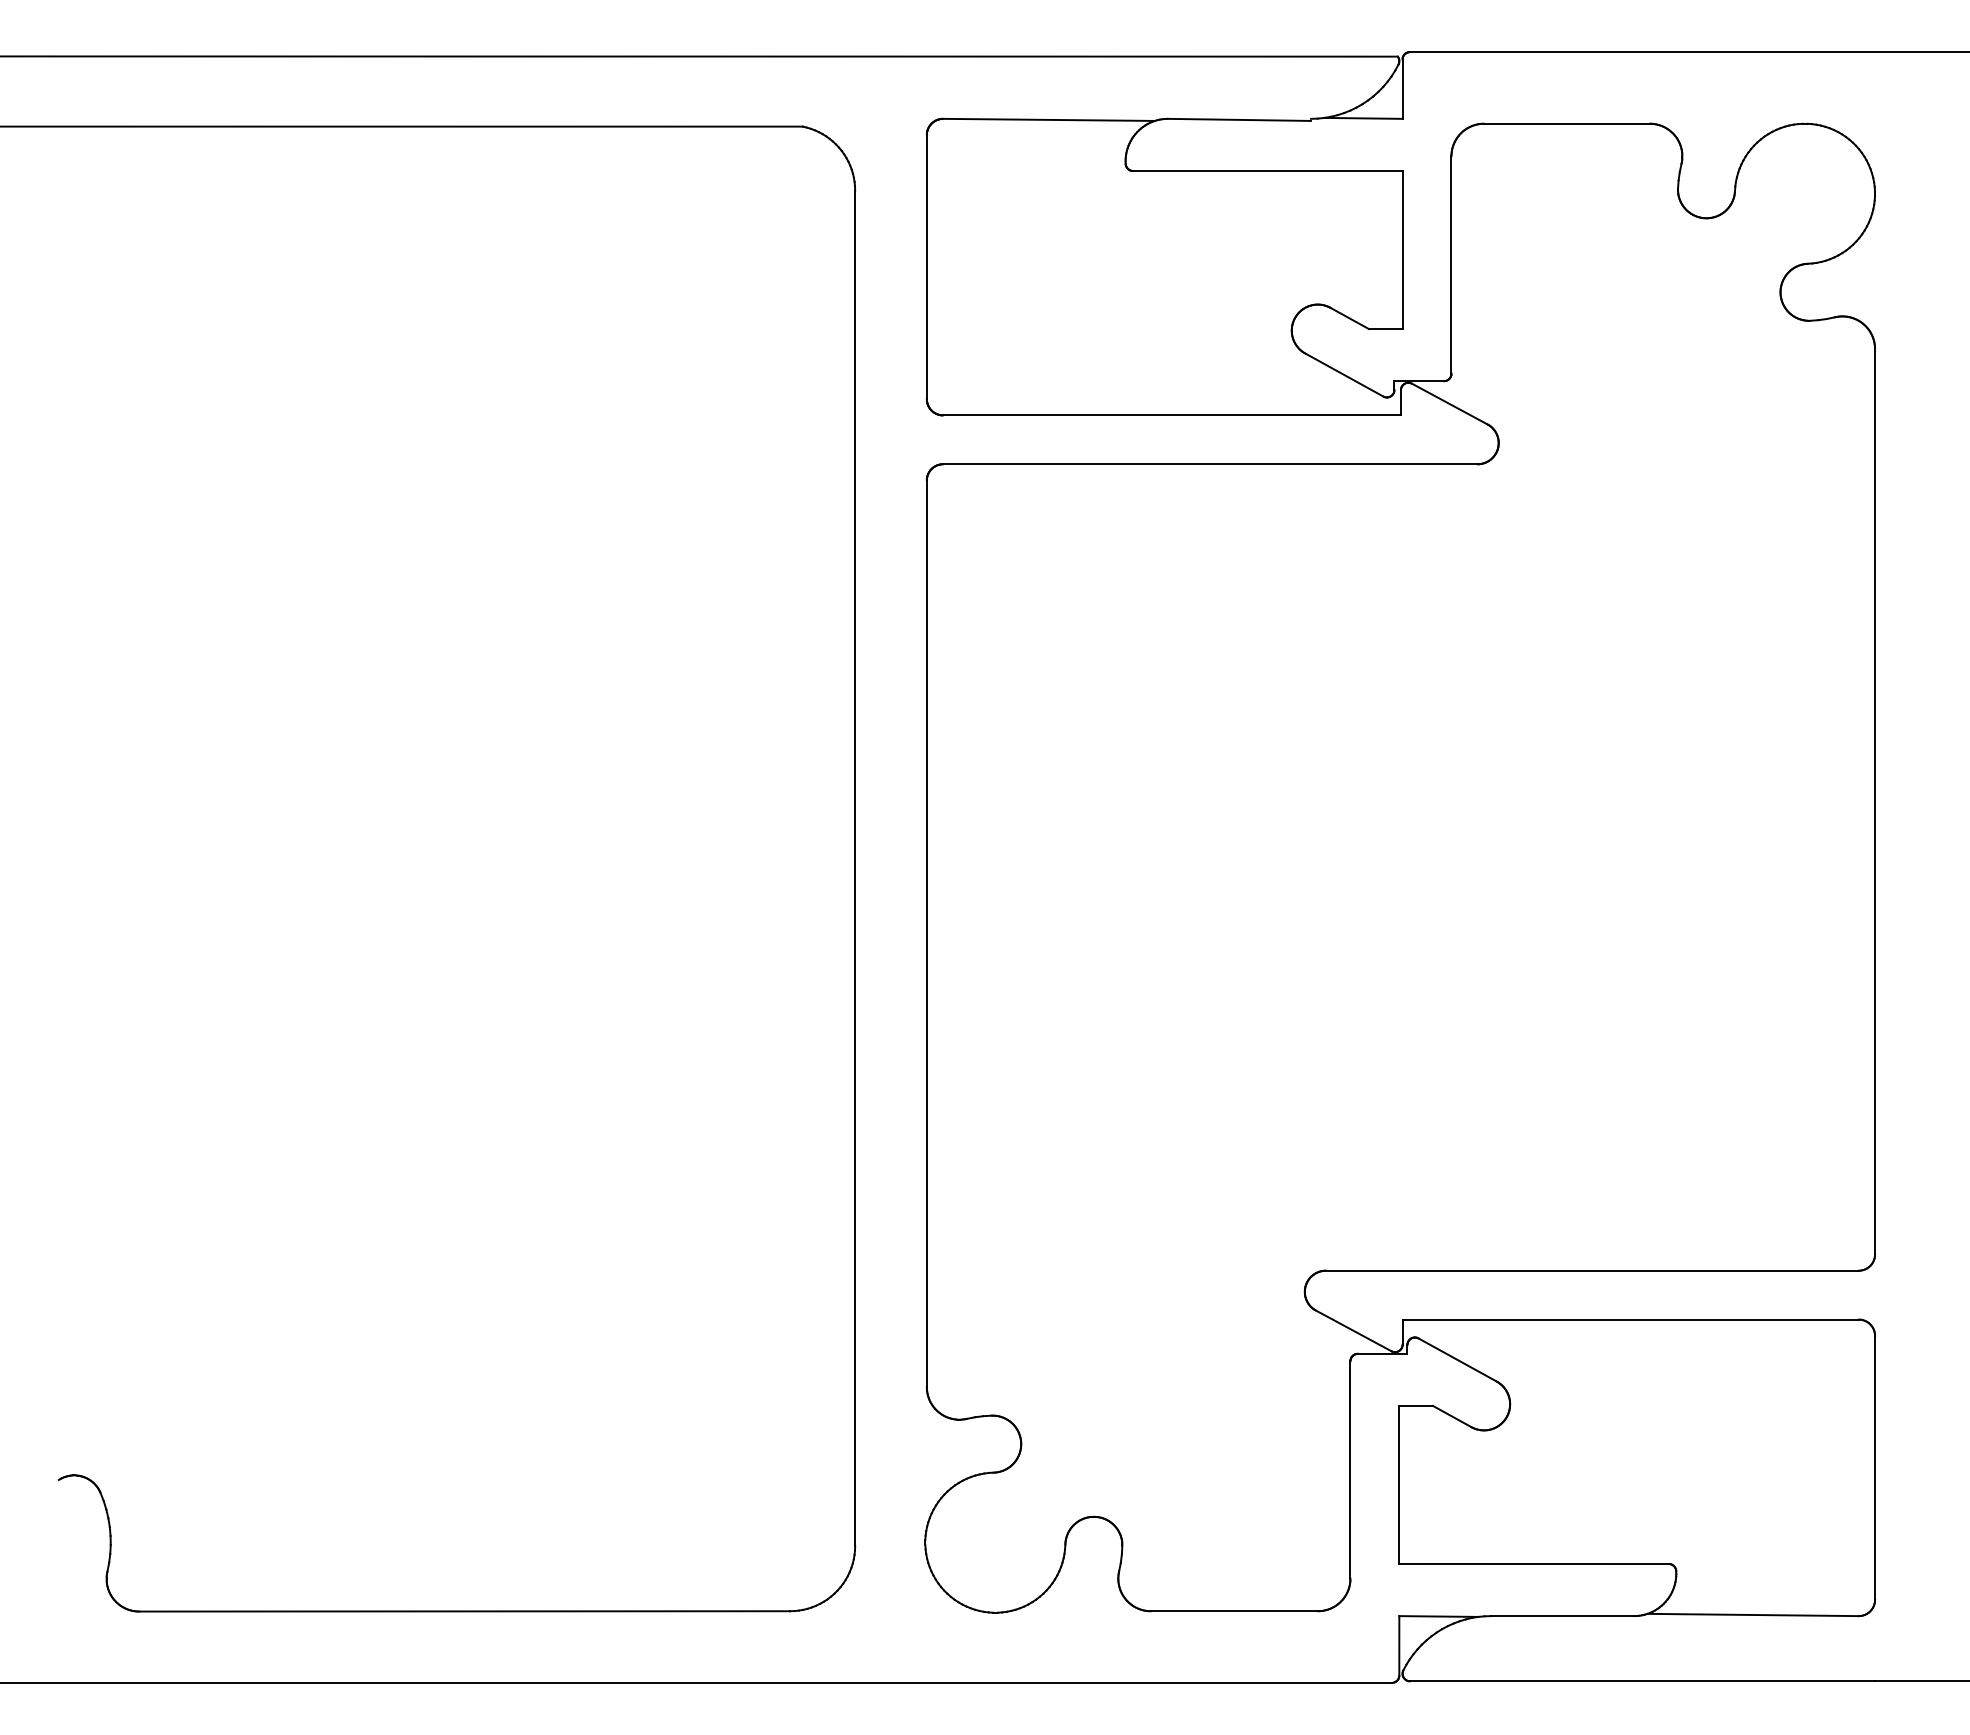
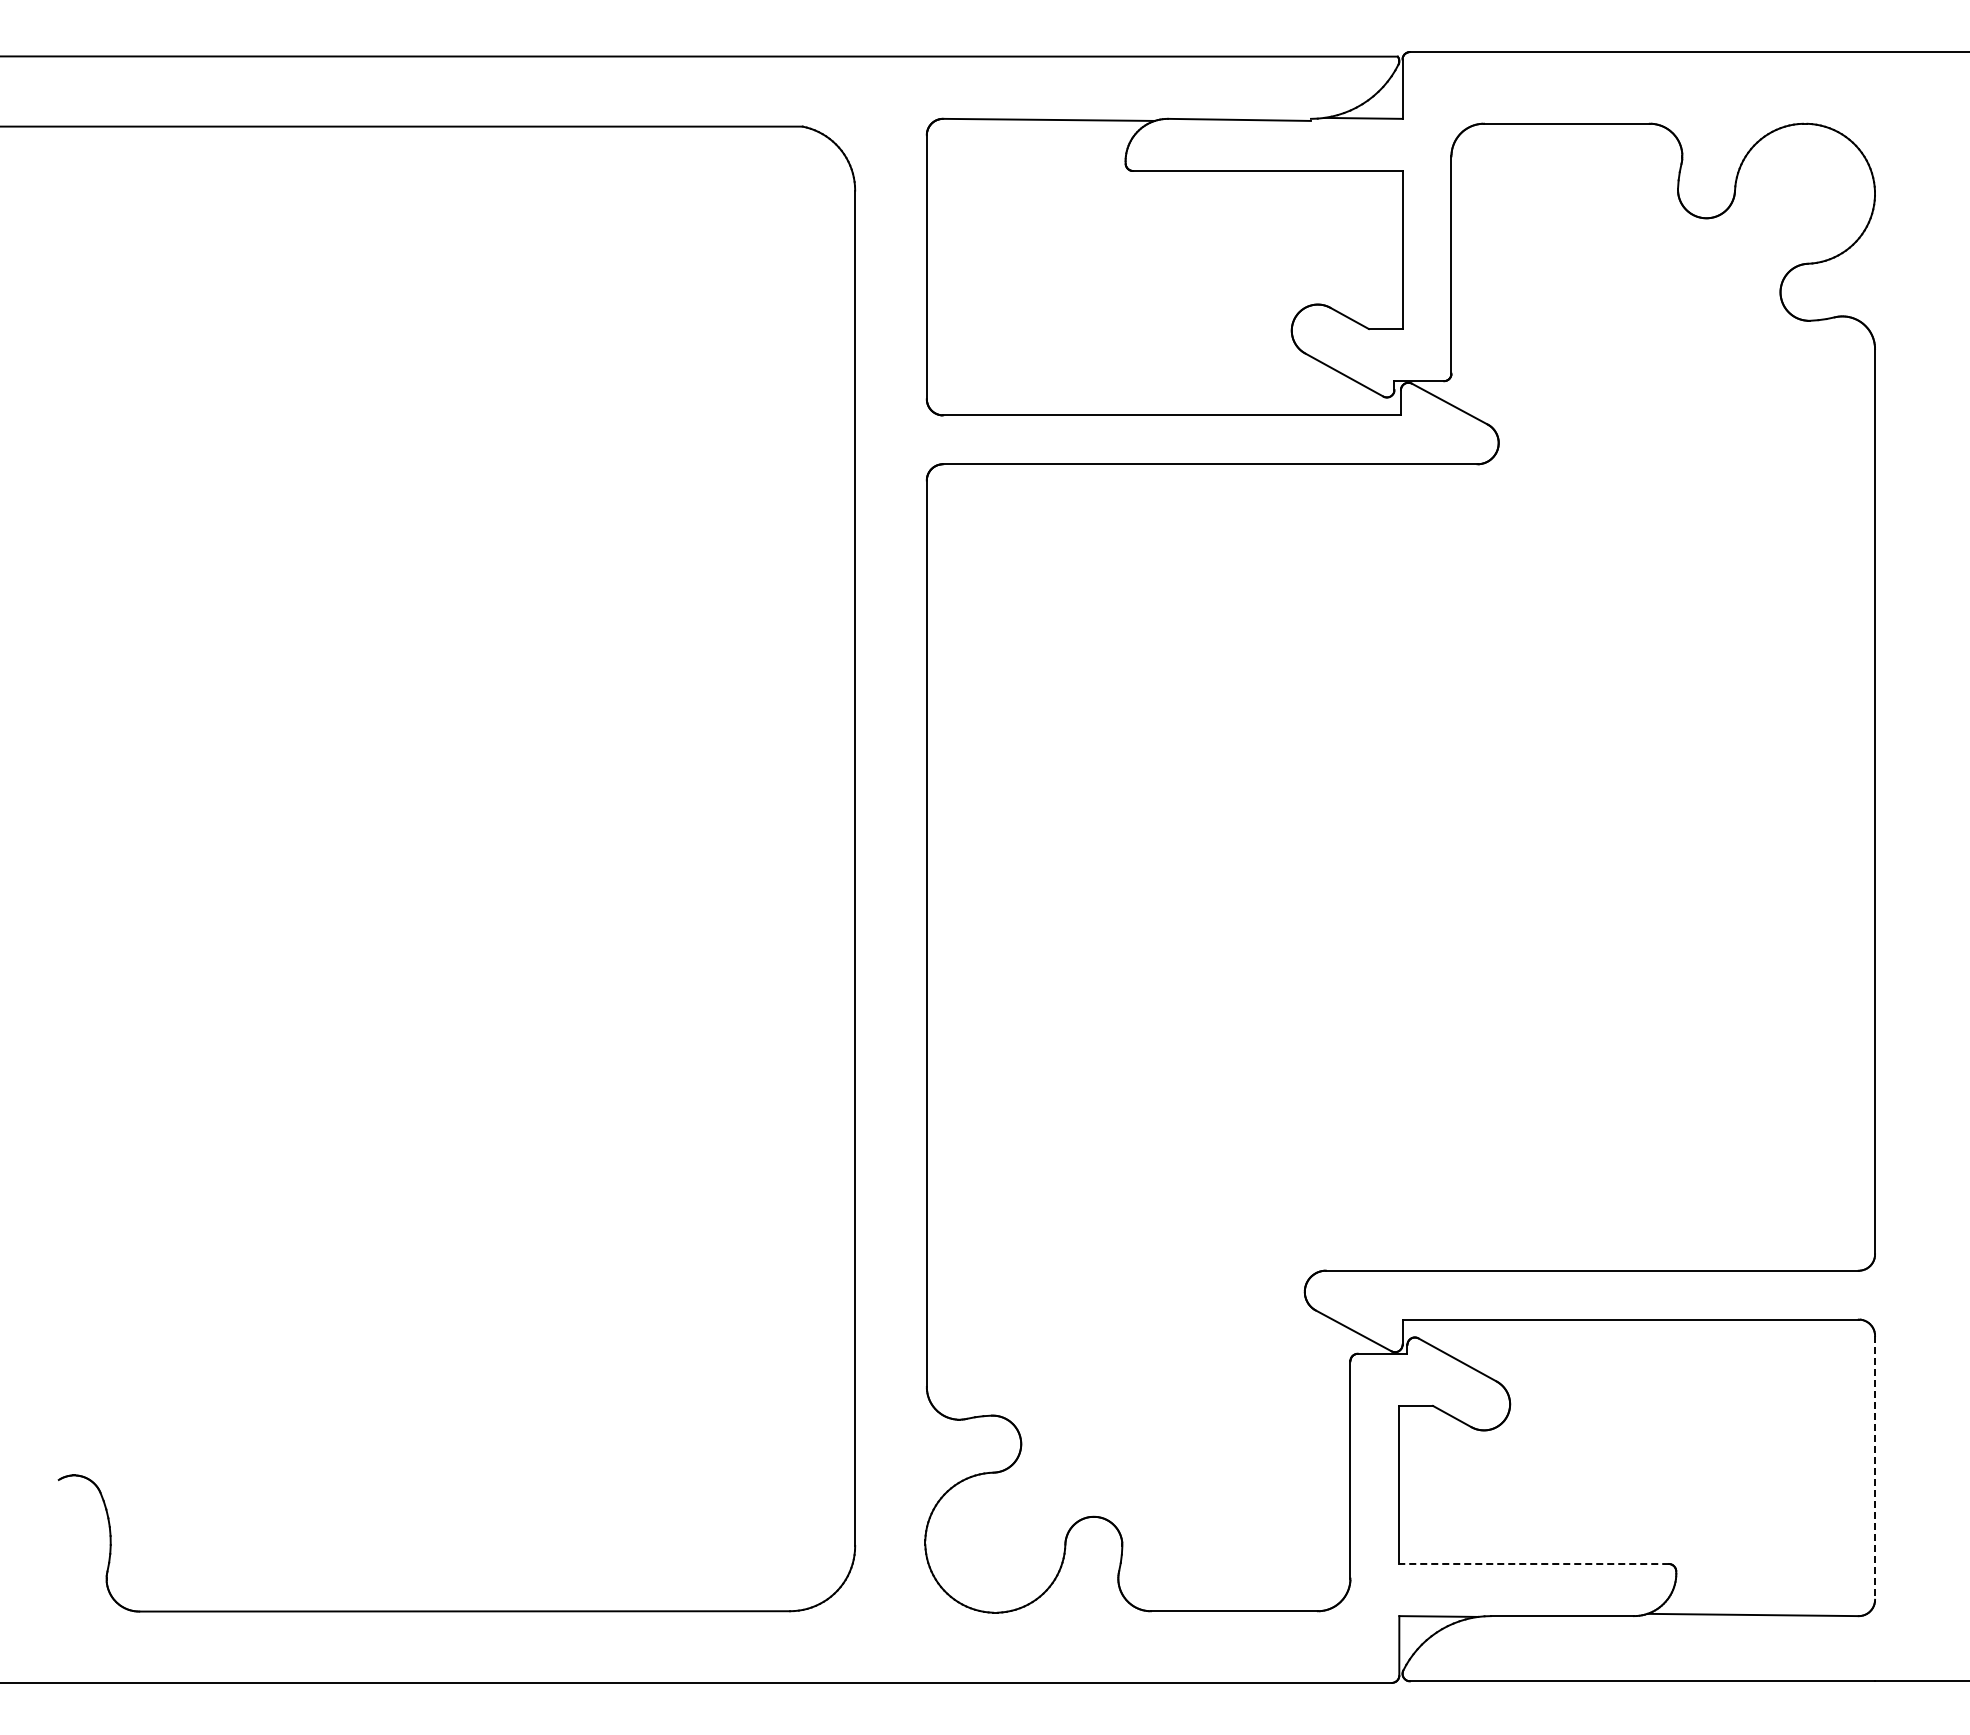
line: solid -> dashed (1875, 1467)
line: solid -> dashed (1534, 1564)
